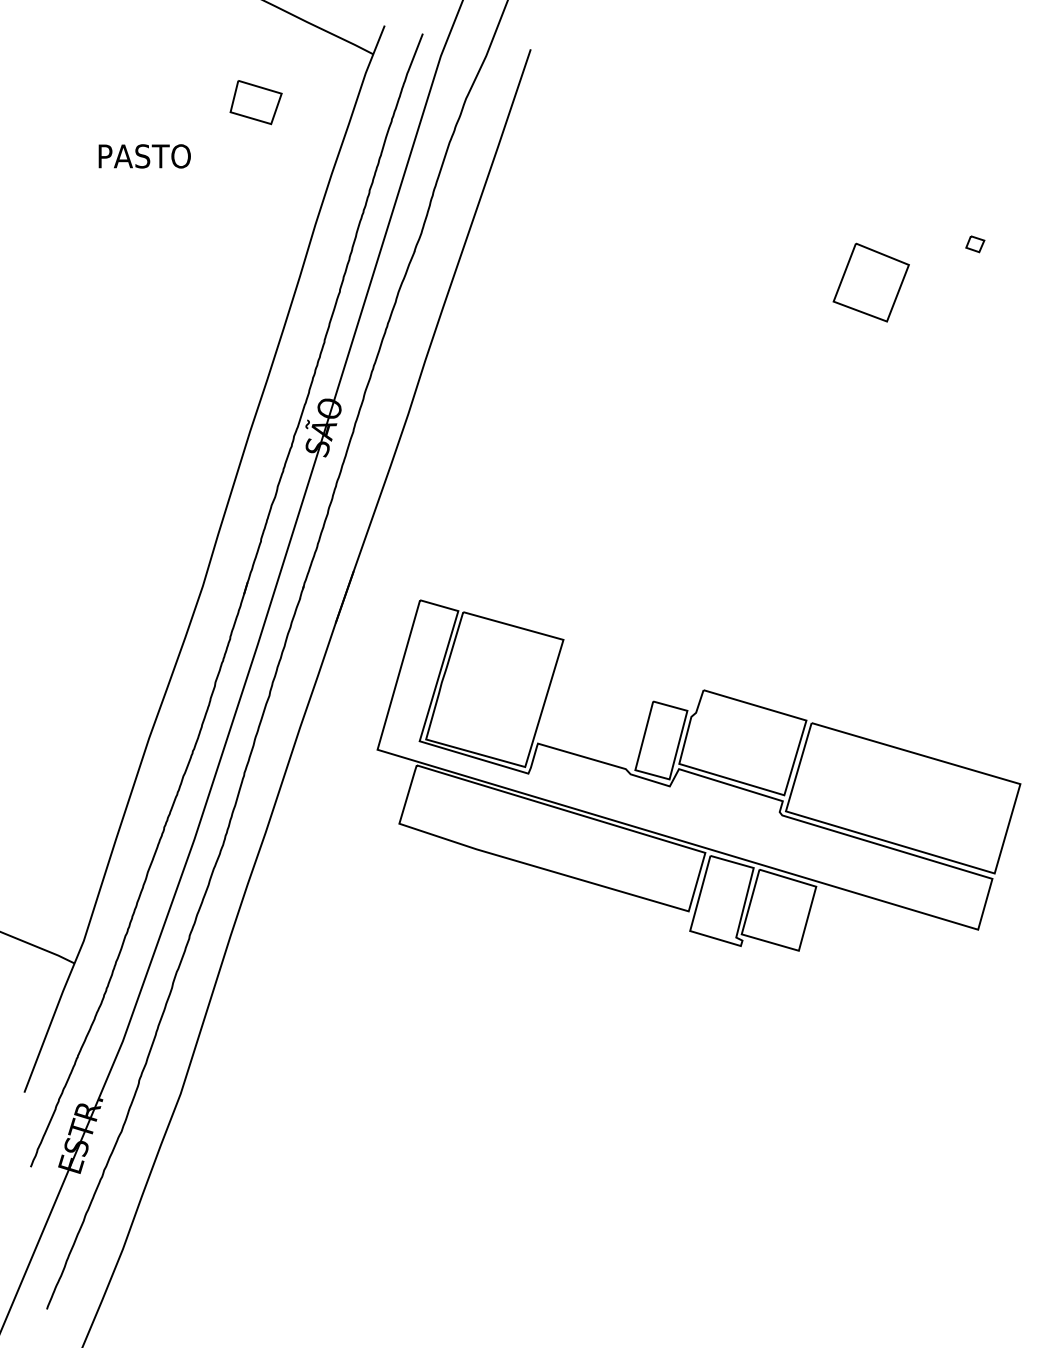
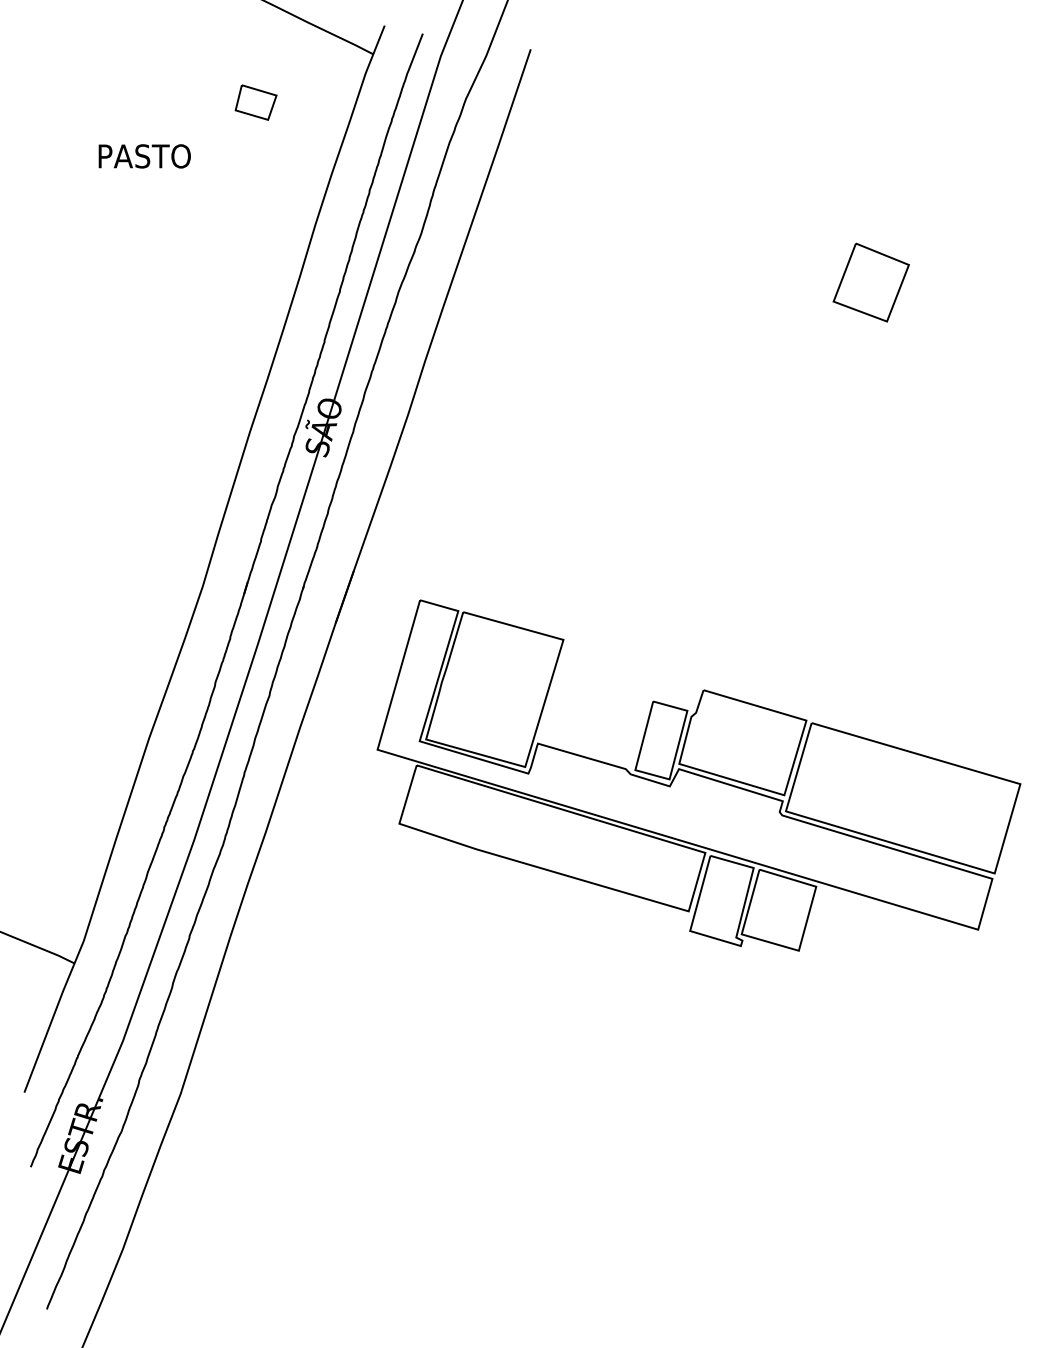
part size: 54x46 px -> 44x37 px (255, 102)
part: present -> none (975, 244)
